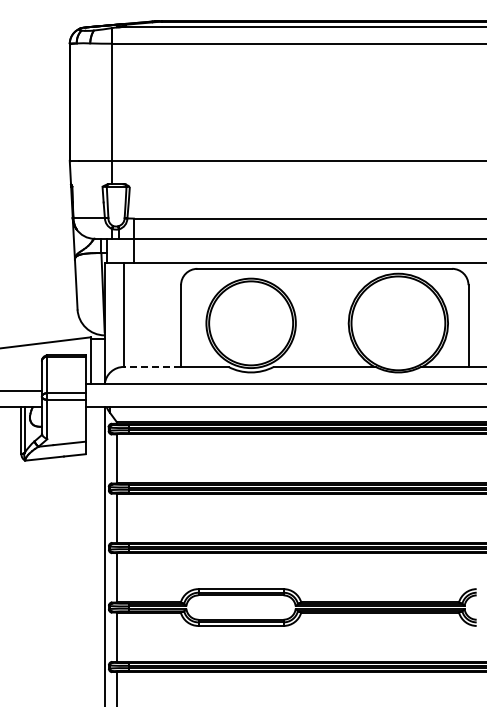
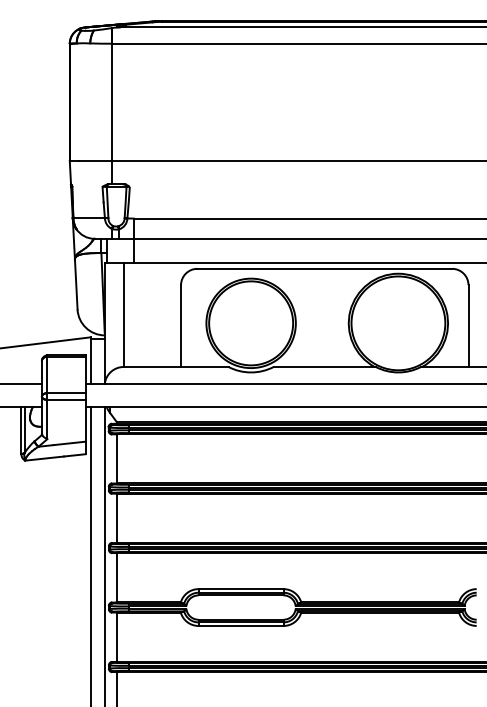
line: dashed -> solid (152, 366)
line position: (21, 390) -> (21, 383) (21, 383)
line: none -> present (91, 555)
